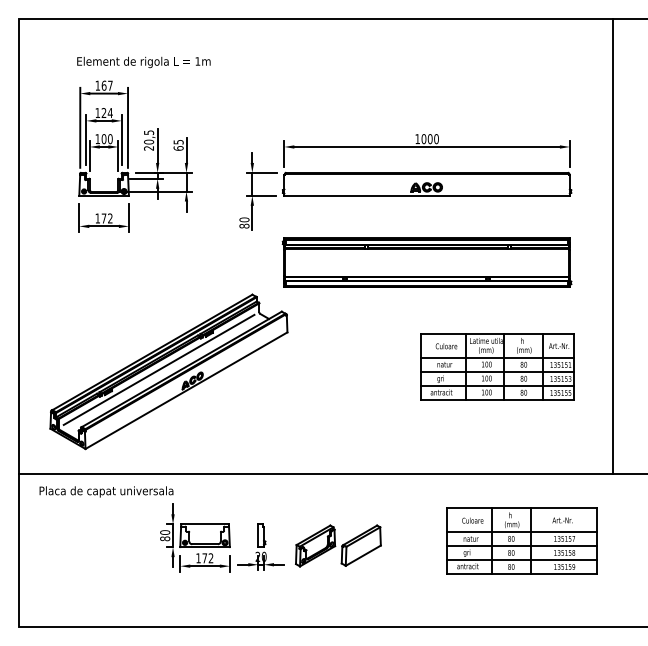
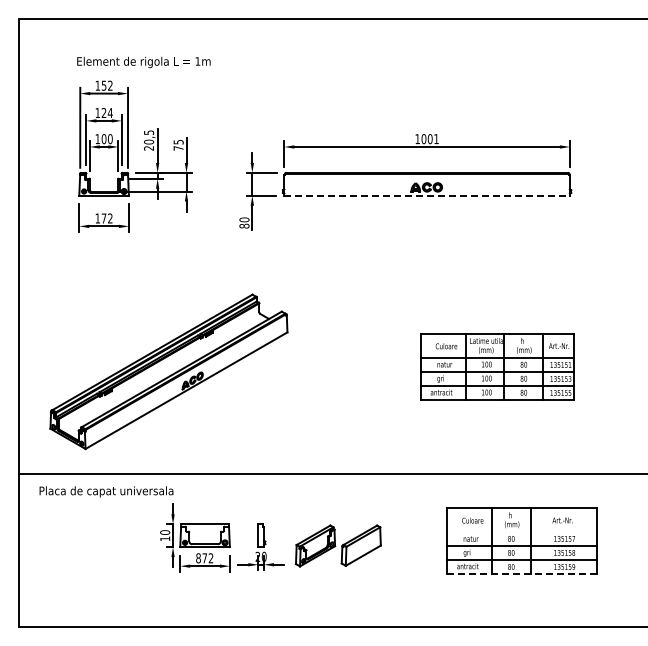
text: 167 -> 152 (106, 85)
text: 1000 -> 1001 (436, 139)
text: 65 -> 75 (178, 148)
line: solid -> dashed (427, 195)
line: present -> none (612, 246)
part: present -> none (426, 262)
line: present -> none (158, 369)
line: present -> none (521, 532)
text: 80 -> 10 (165, 538)
text: 172 -> 872 (198, 558)
line: solid -> dashed (521, 574)
